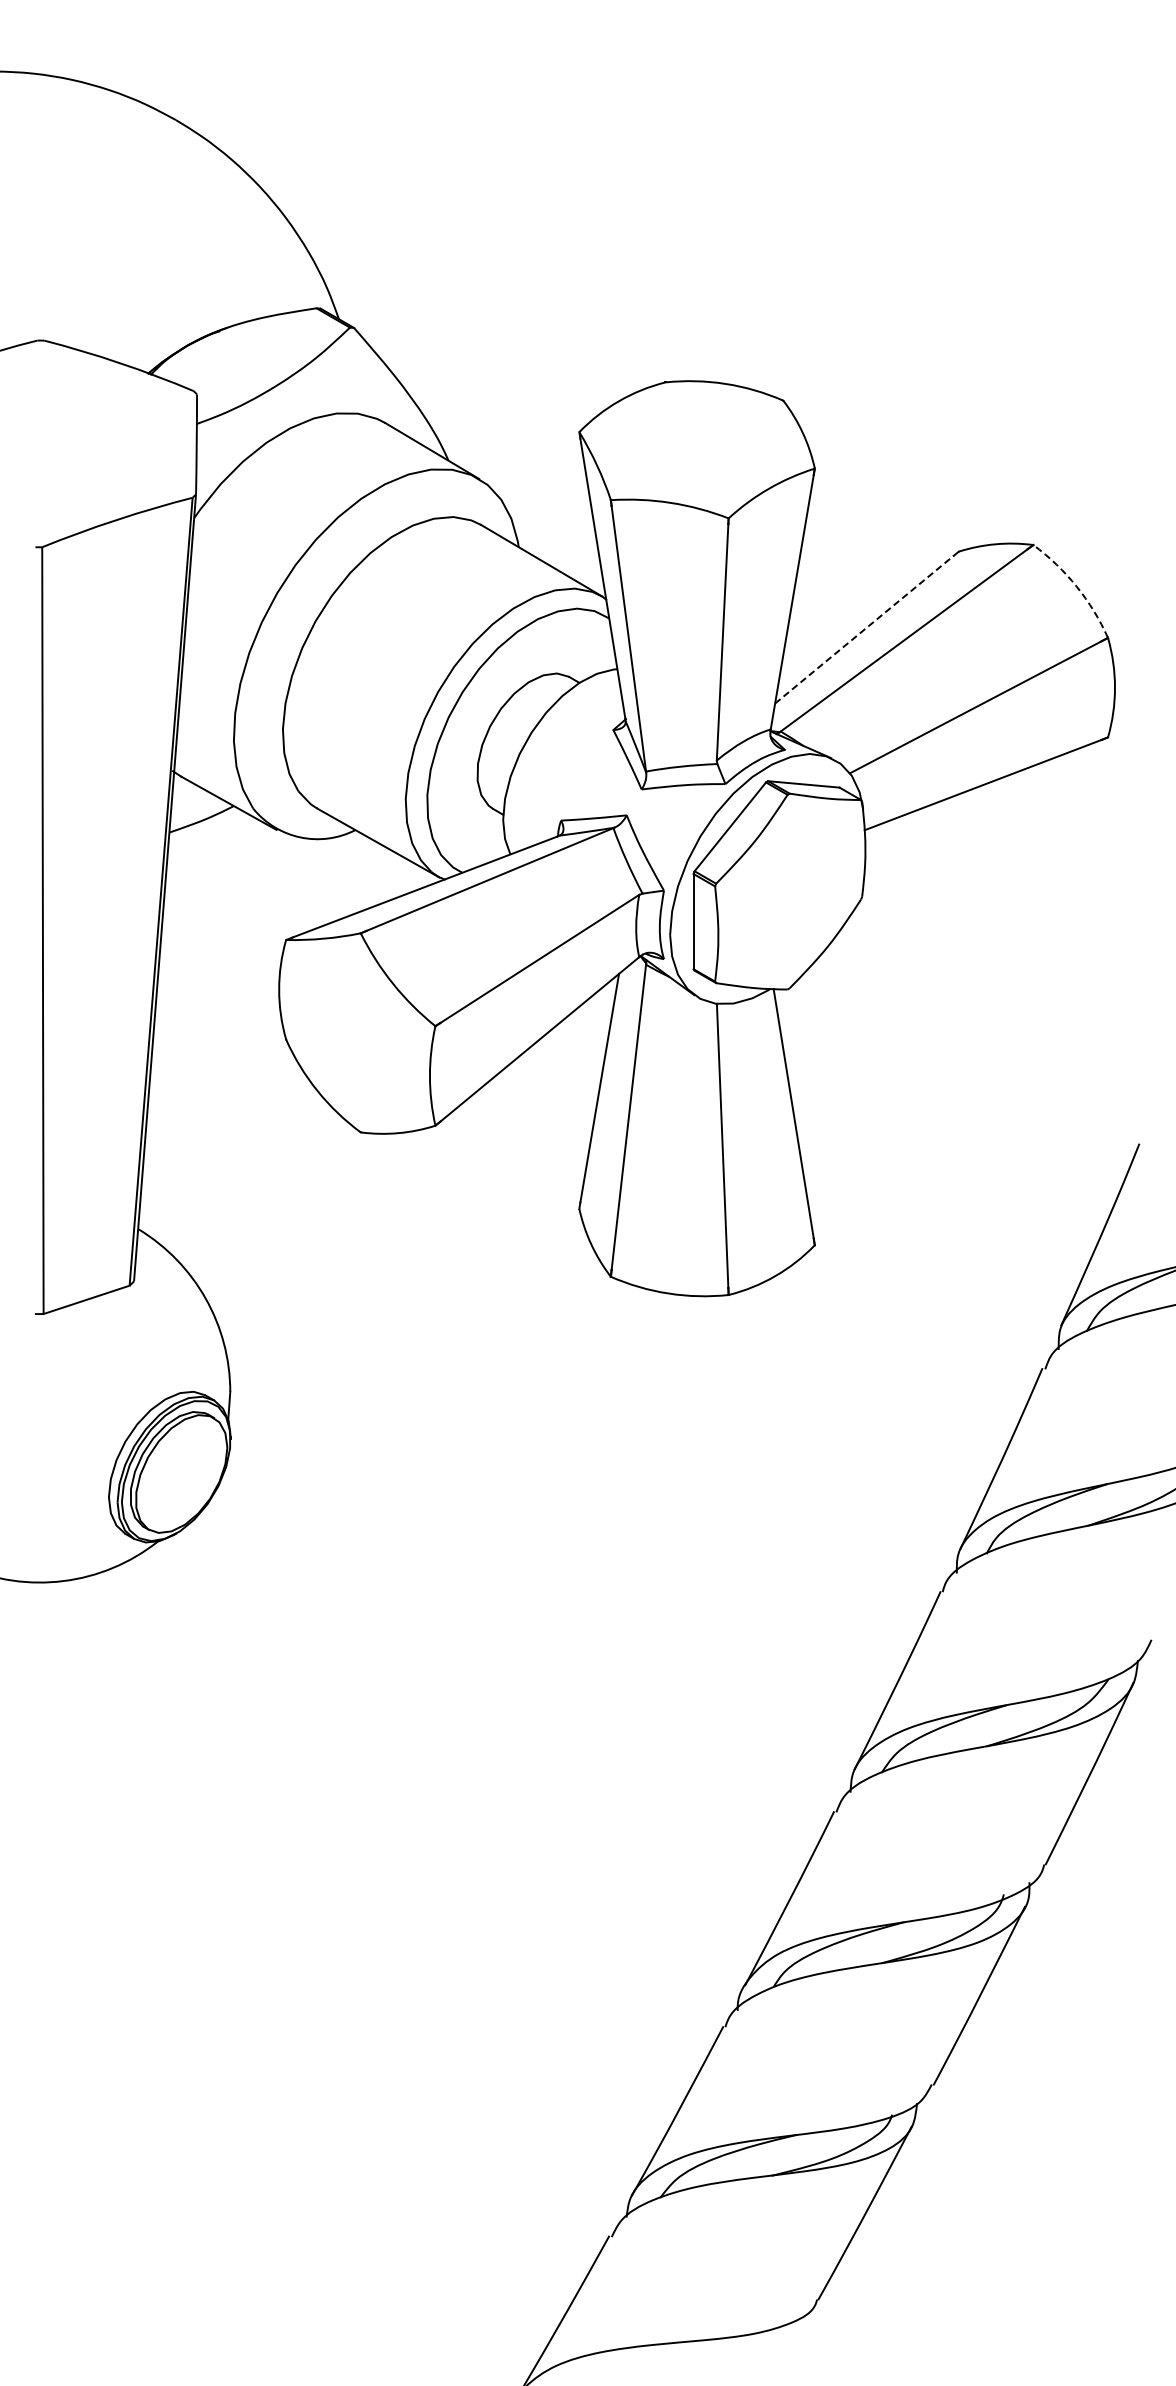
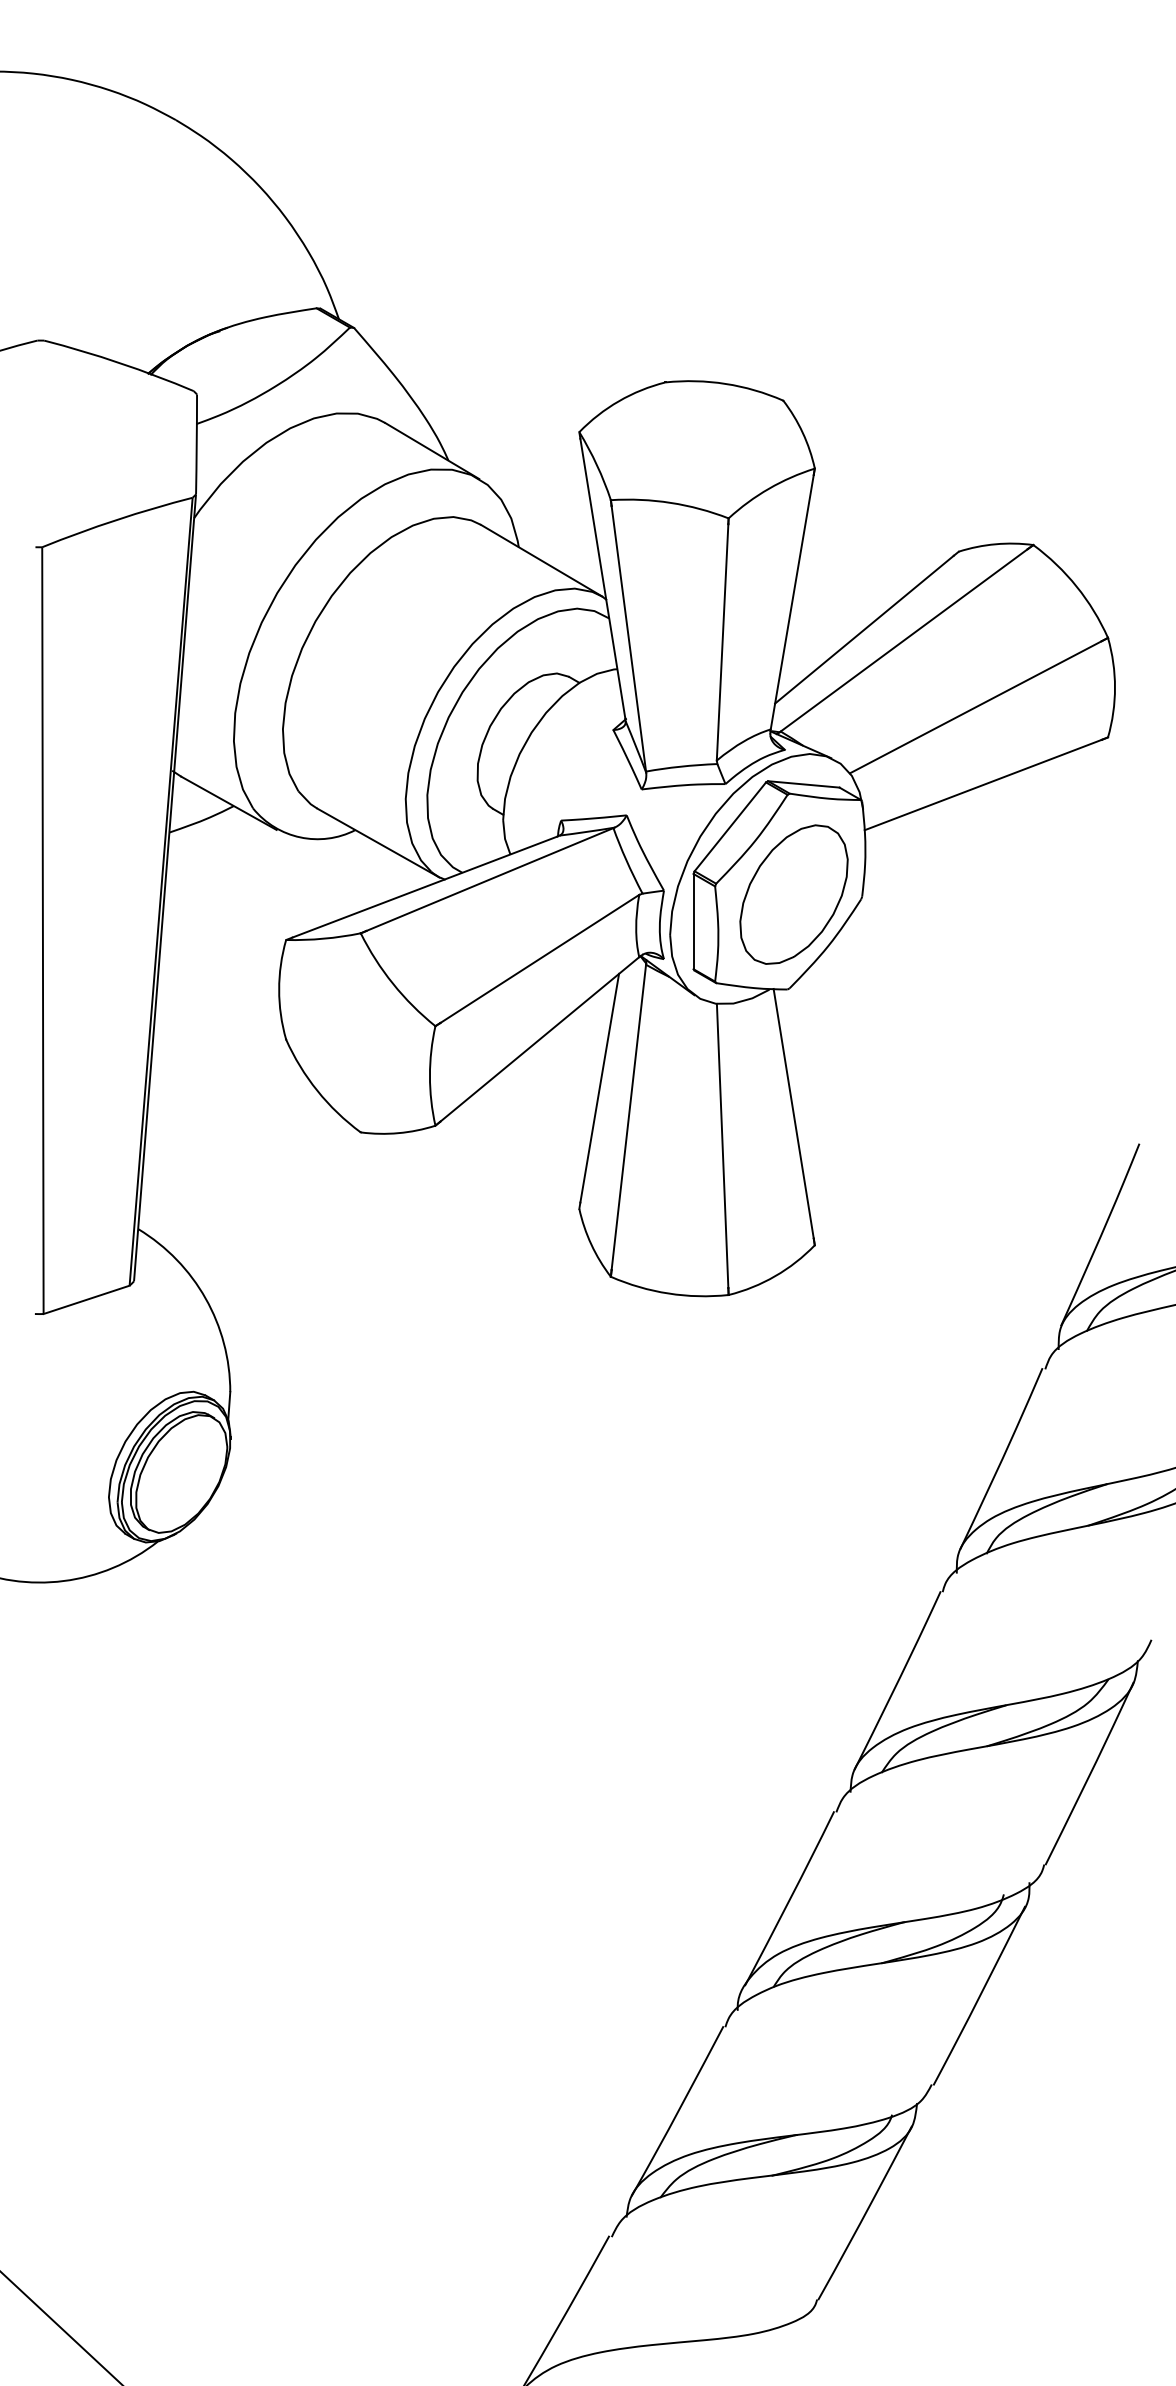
arc: dashed -> solid (1076, 586)
line: dashed -> solid (864, 629)
part: none -> present (793, 894)
line: none -> present (60, 2327)
